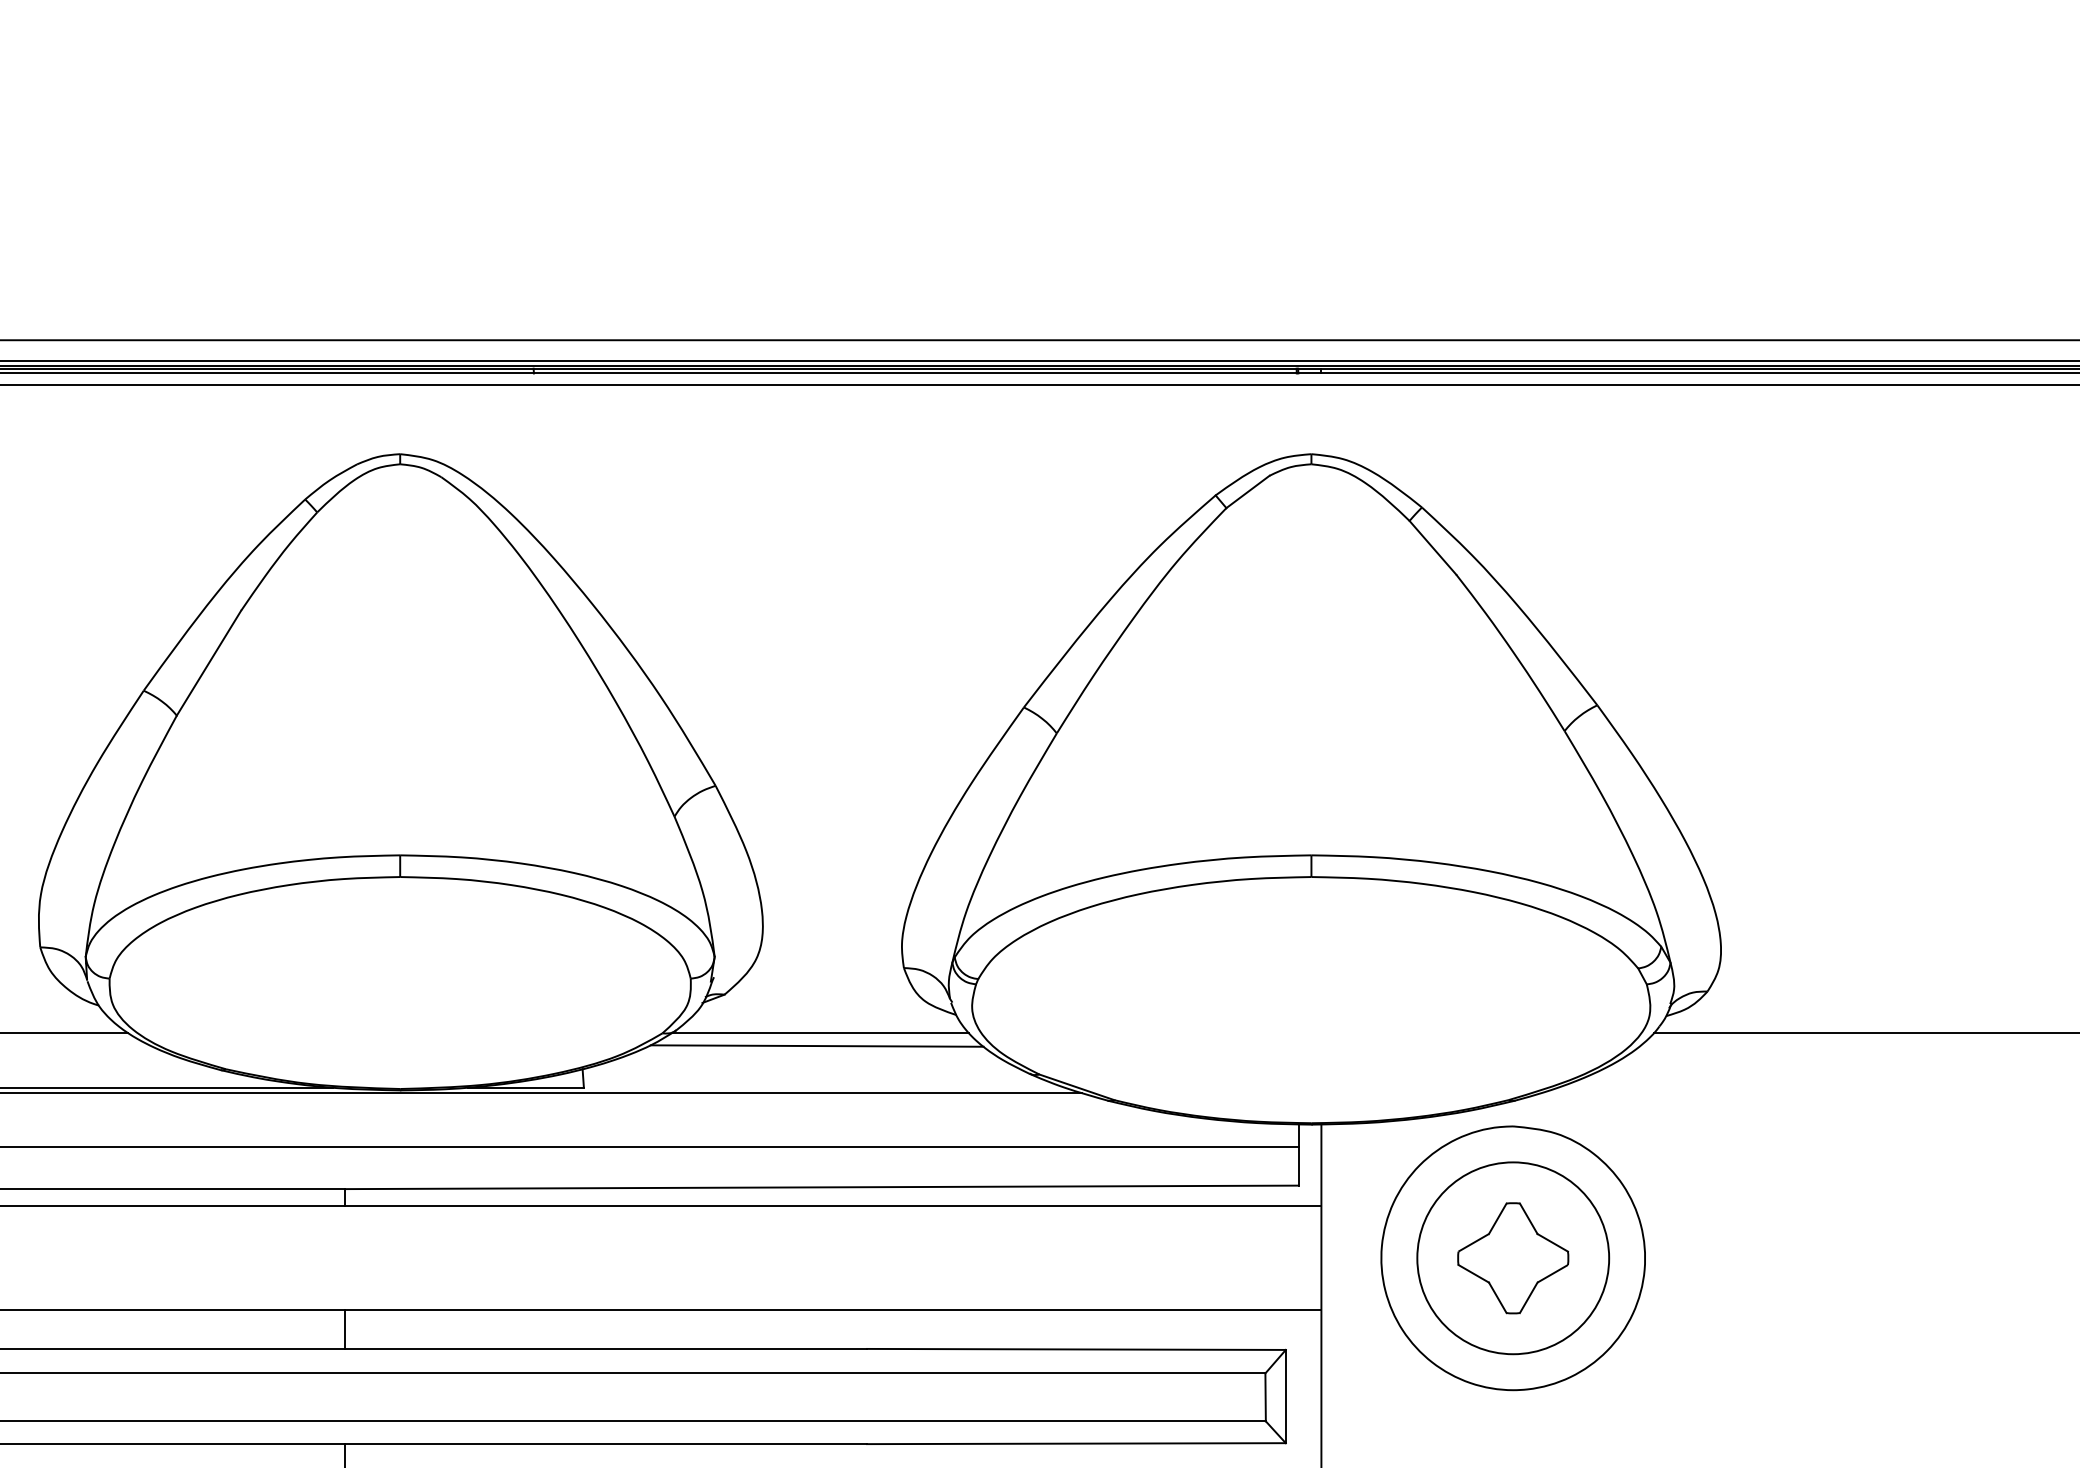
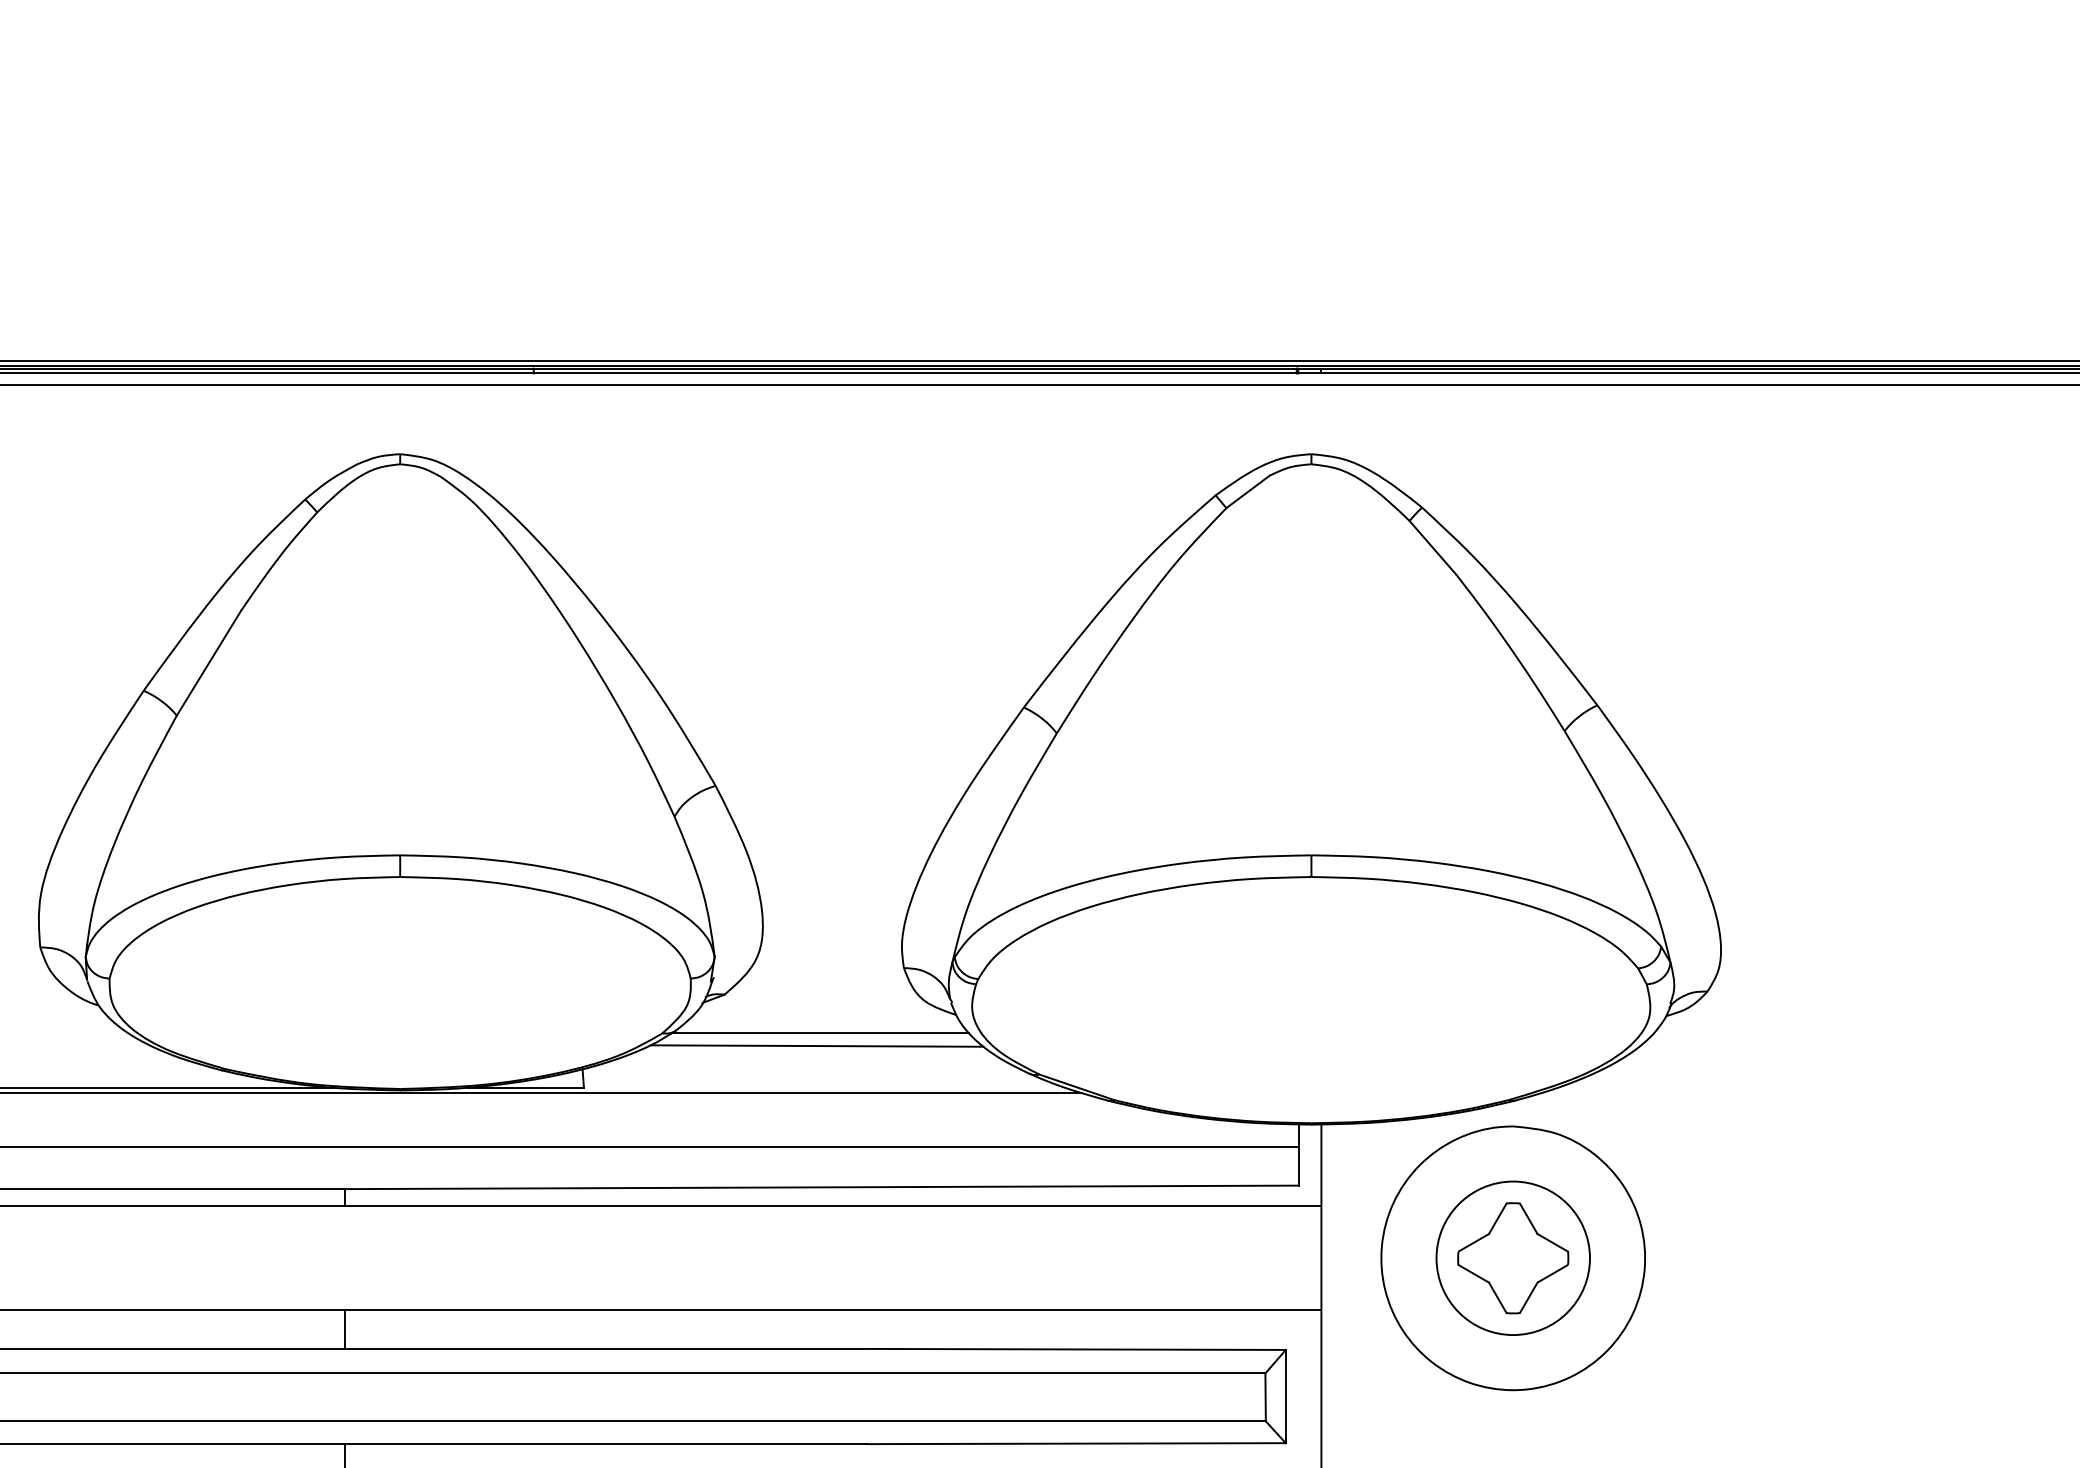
line: present -> none (1039, 340)
line: present -> none (64, 1032)
line: present -> none (1865, 1032)
circle diameter: 192 px -> 153 px (1512, 1258)
